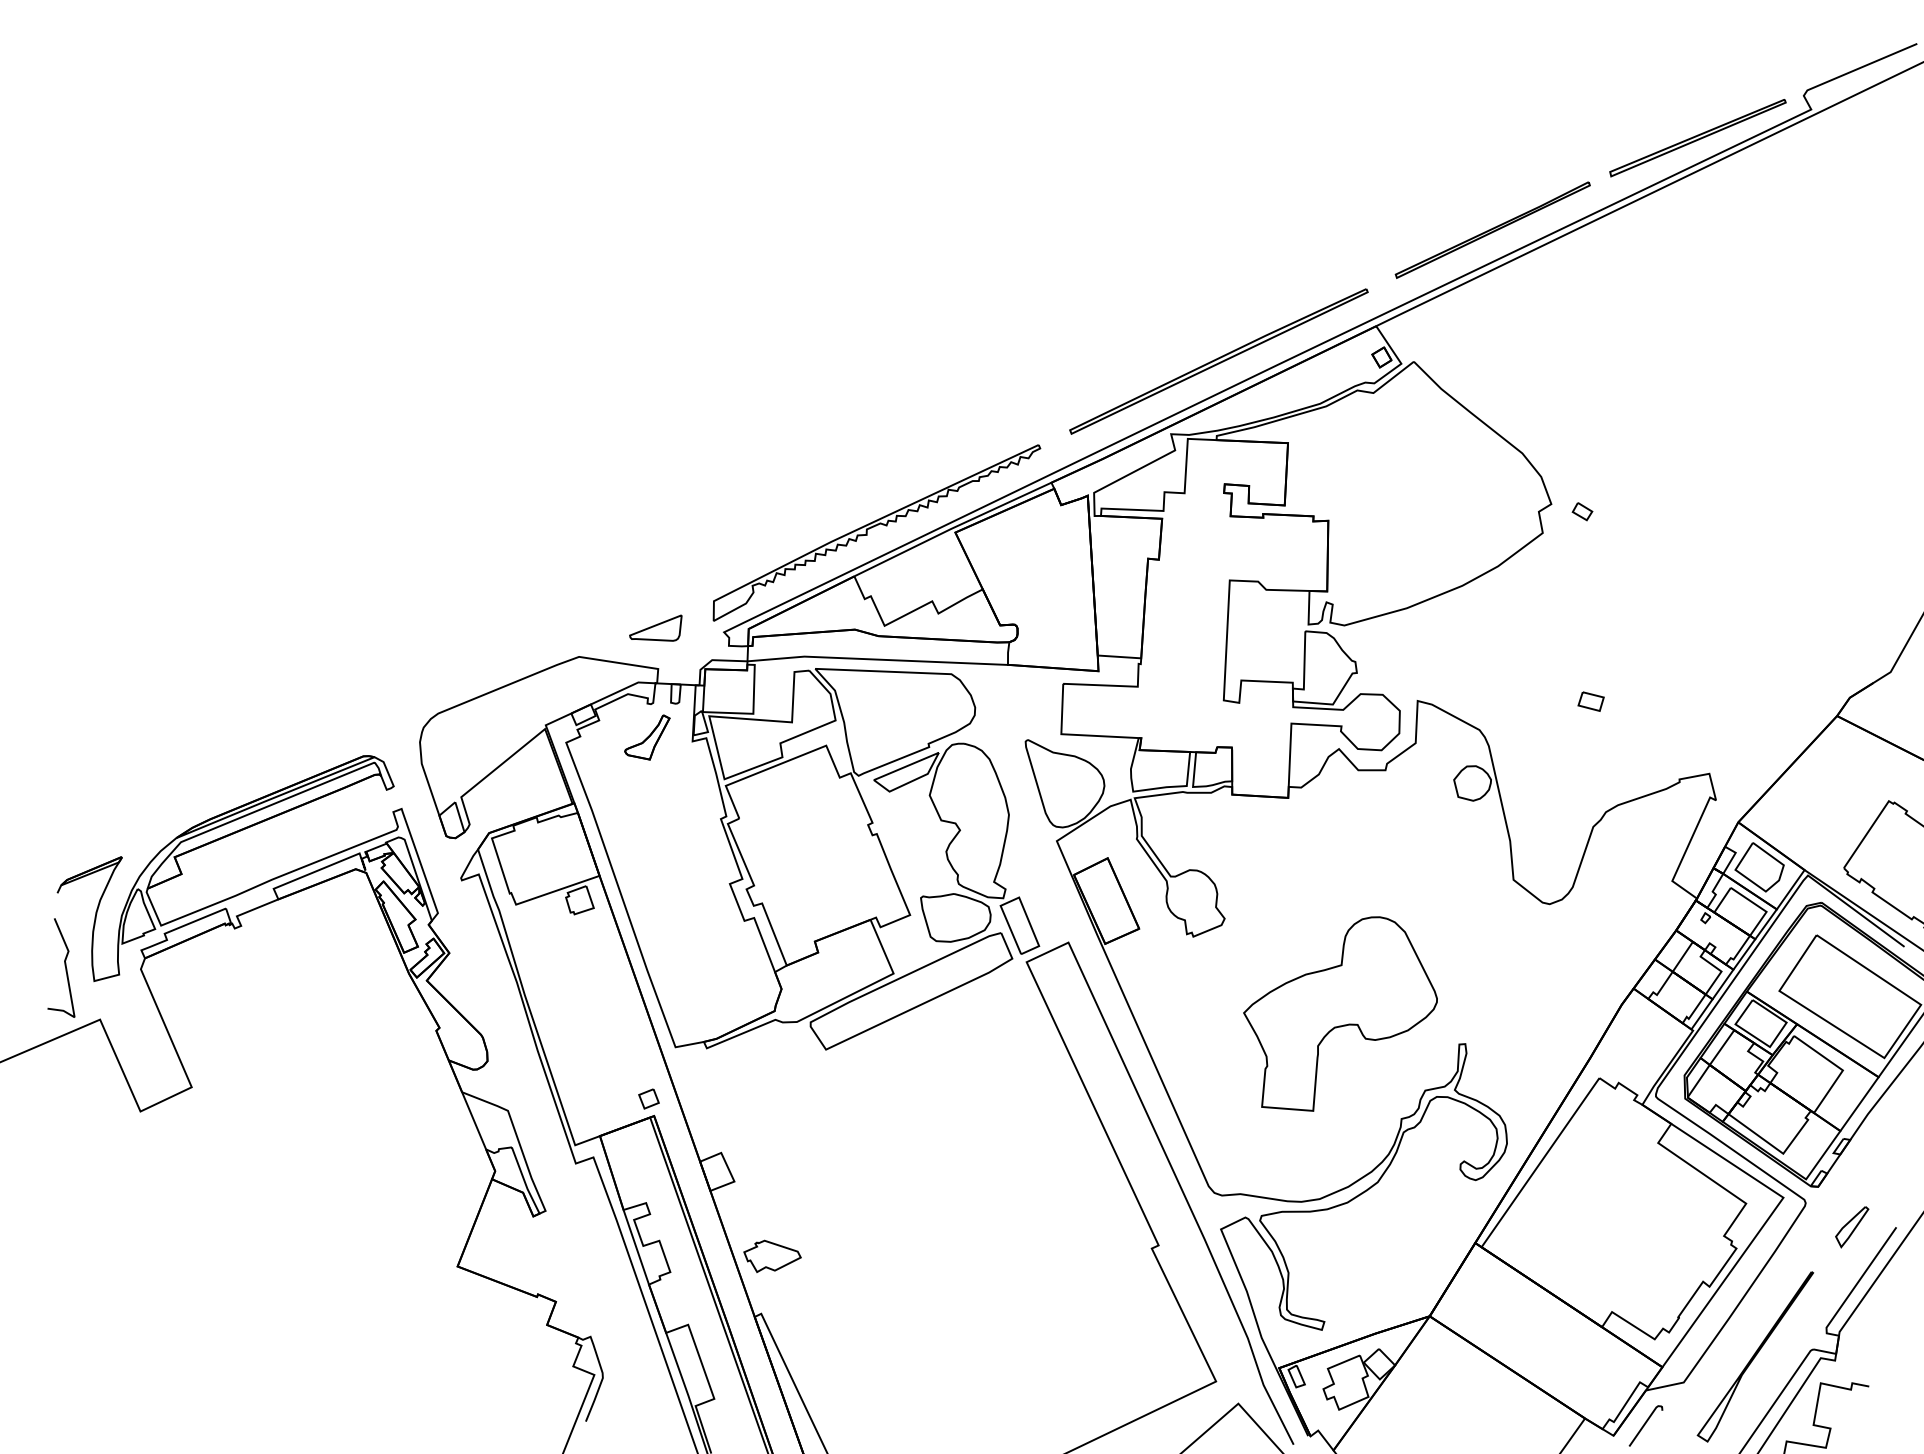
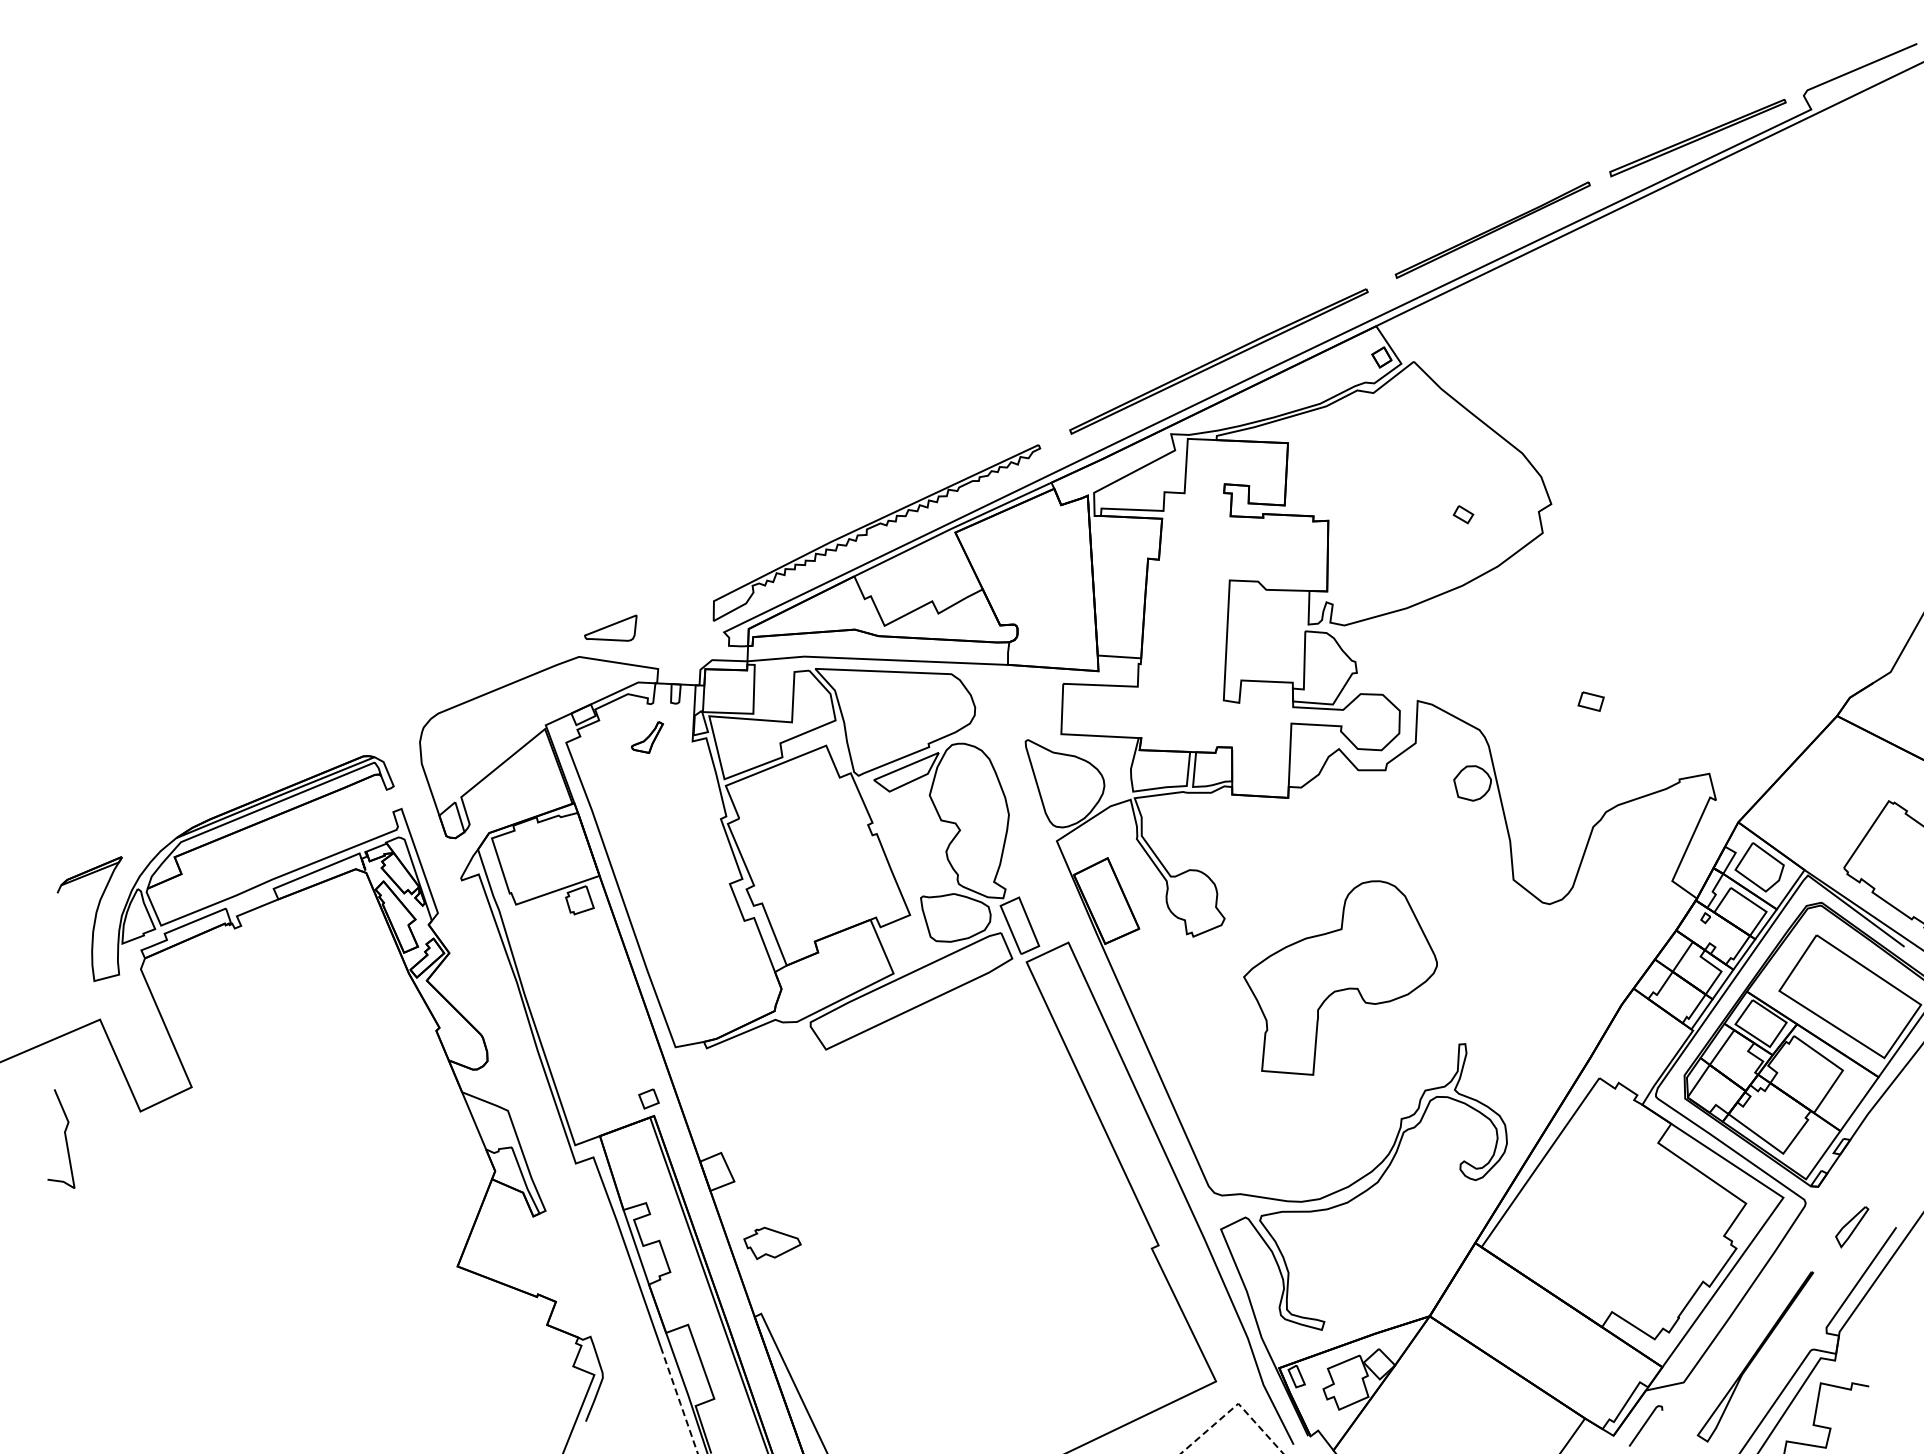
part position: (1582, 511) -> (1463, 514) (1463, 514)
part position: (655, 627) -> (610, 627) (610, 627)
part size: 47x47 px -> 34x33 px (646, 737)
curve position: (64, 965) -> (64, 1136) (64, 1136)
part position: (1340, 1013) -> (1340, 977) (1340, 977)
part position: (772, 1255) -> (772, 1242) (772, 1242)
line: solid -> dashed (679, 1401)
line: solid -> dashed (1235, 1406)
